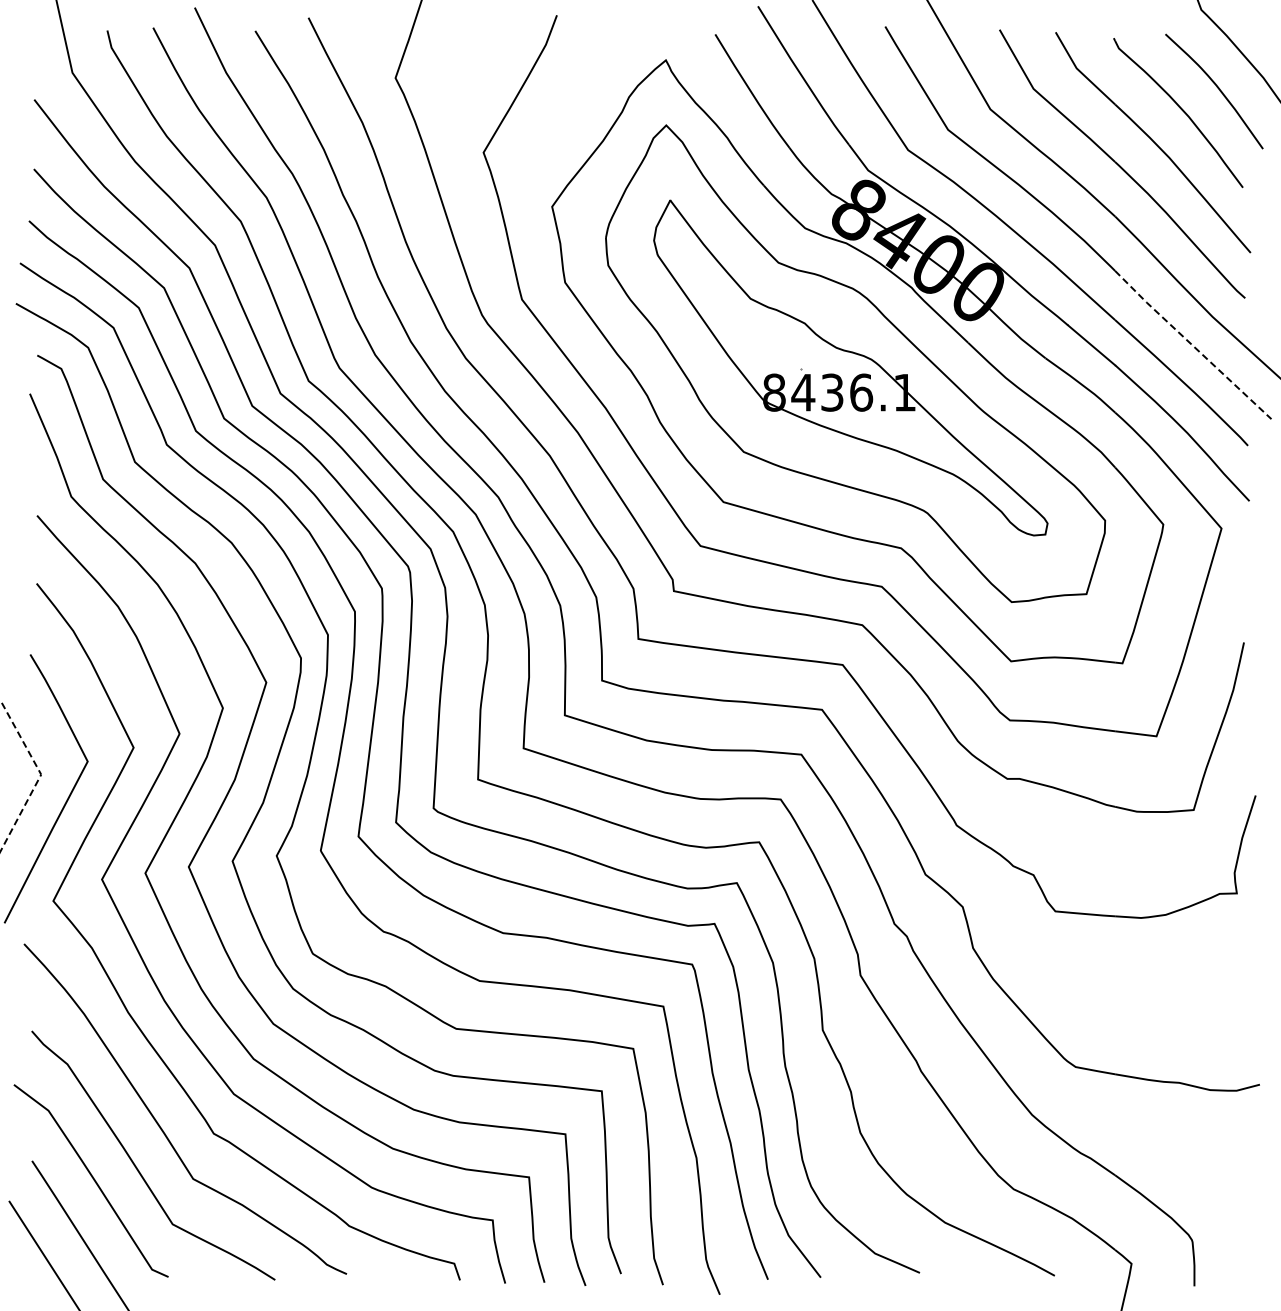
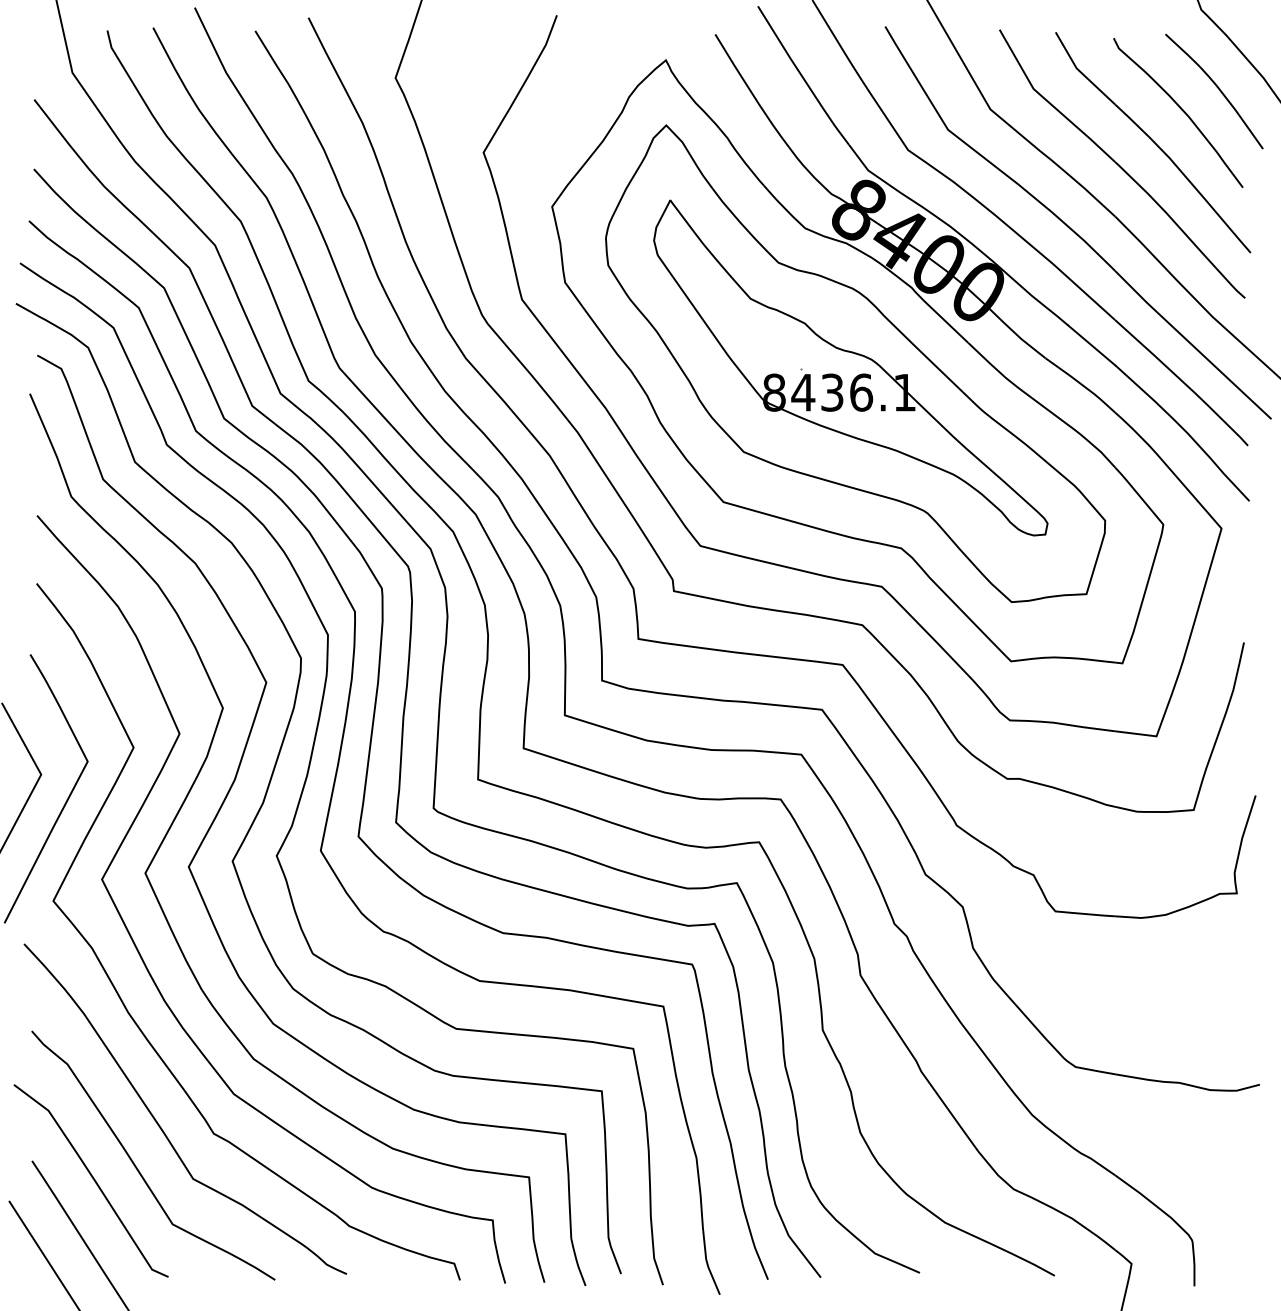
line: dashed -> solid (1192, 345)
line: dashed -> solid (40, 776)
